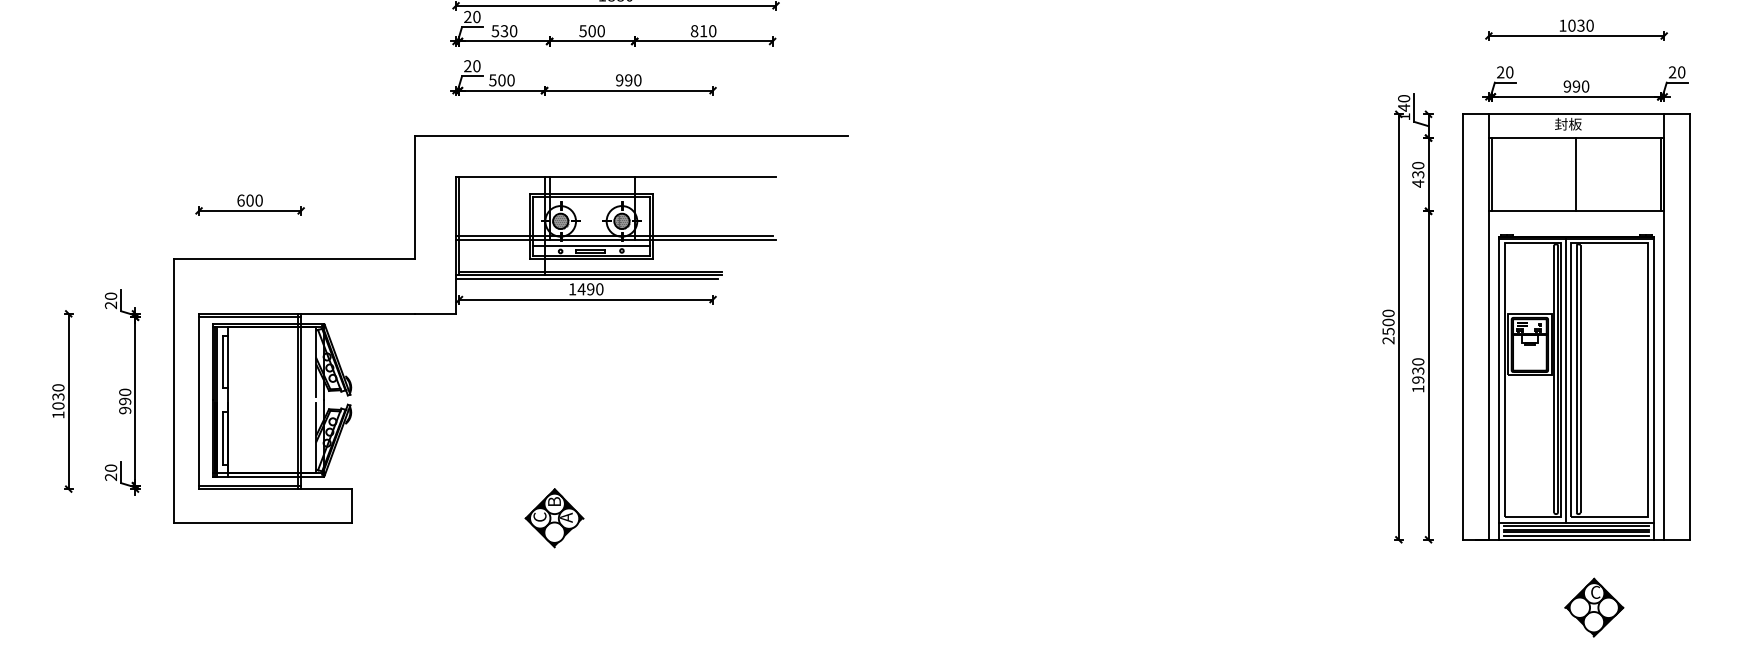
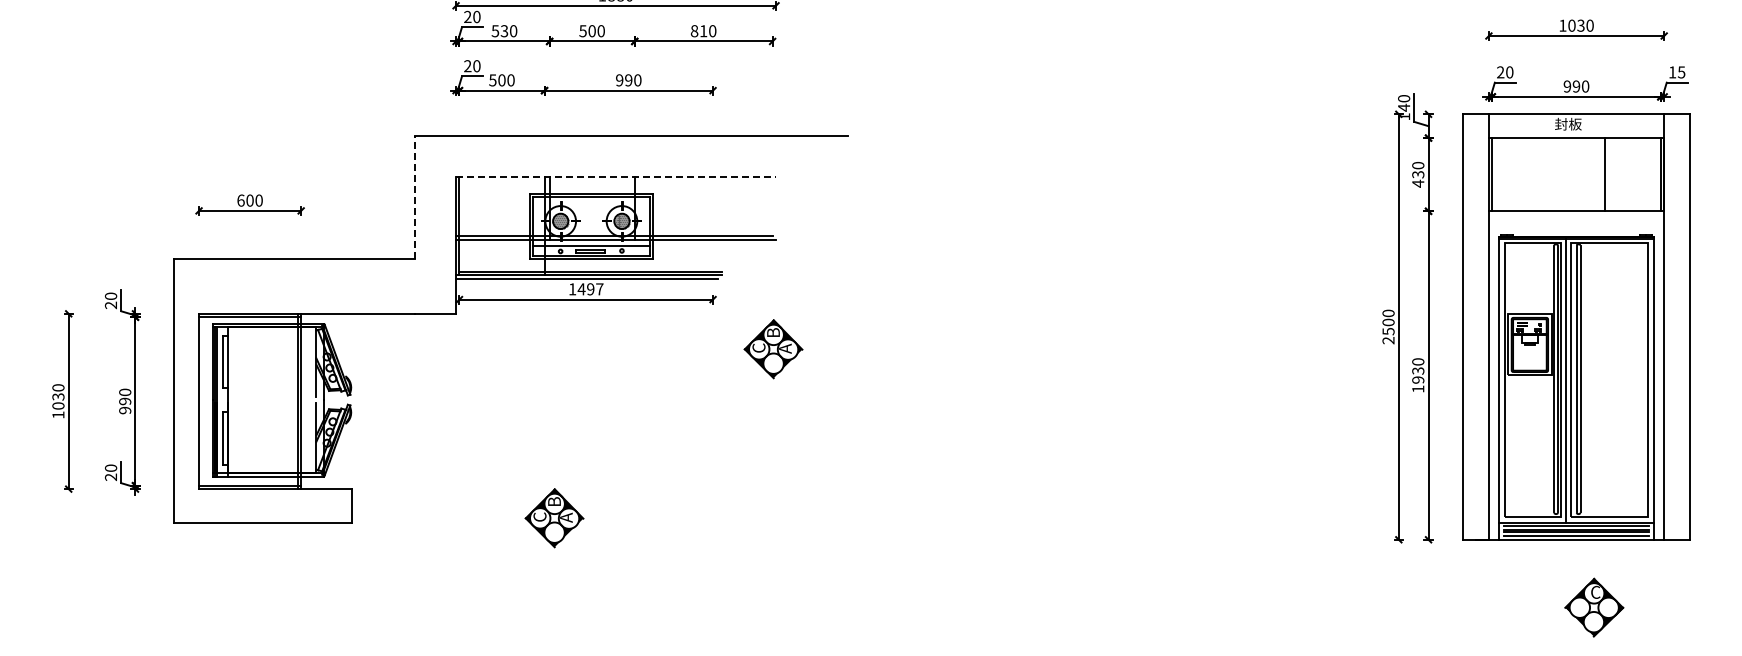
text: 20 -> 15 (1677, 72)
line position: (1575, 174) -> (1604, 174) (1604, 174)
line: solid -> dashed (616, 176)
line: solid -> dashed (415, 197)
text: 1490 -> 1497 (599, 289)
part: none -> present (773, 349)
